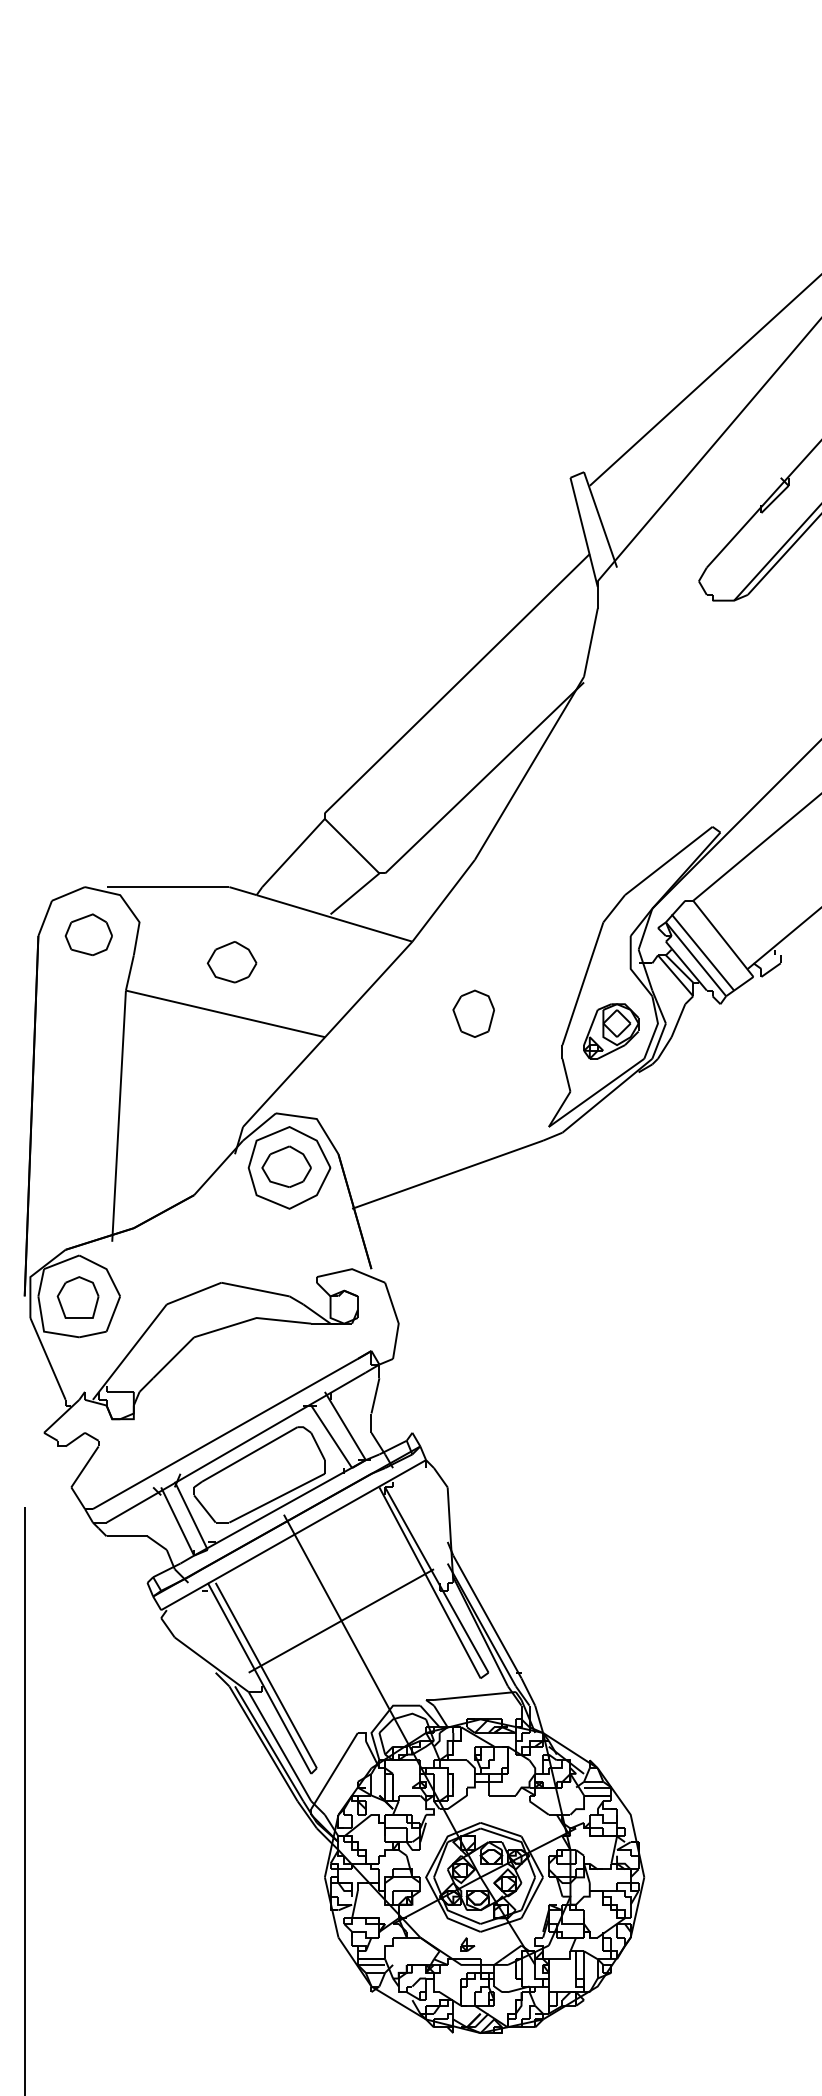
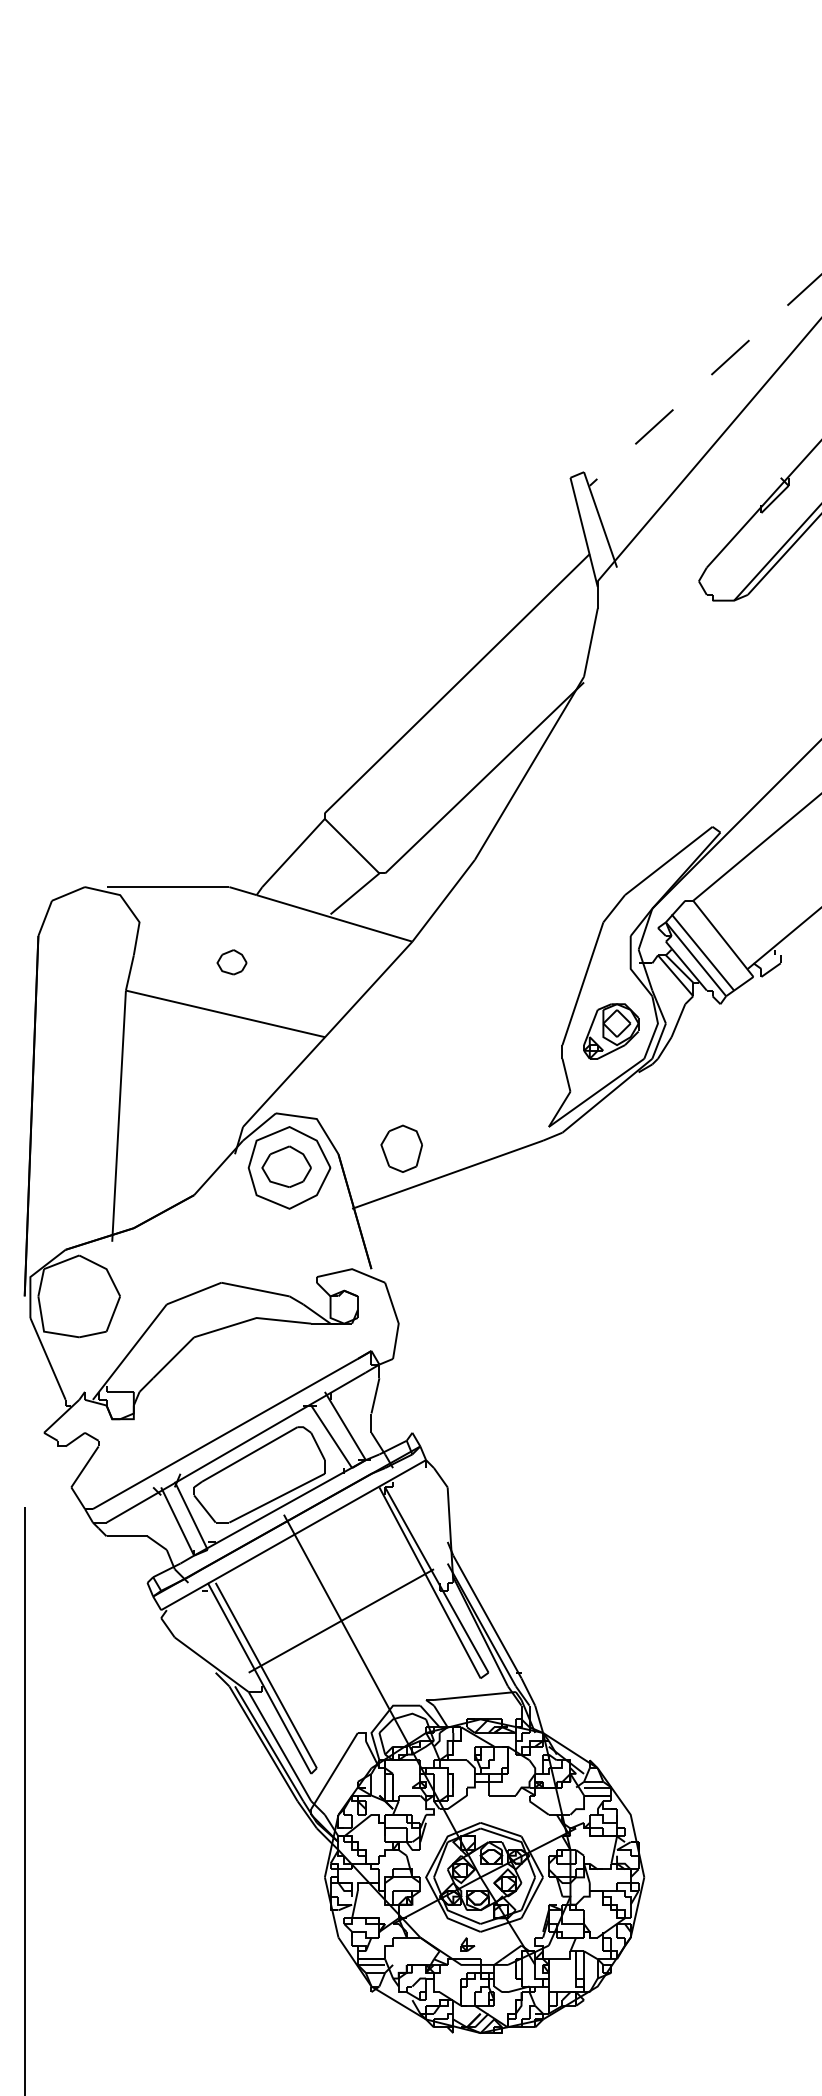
line: solid -> dashed (705, 380)
part: present -> none (88, 934)
part size: 52x43 px -> 32x27 px (231, 962)
part position: (473, 1013) -> (401, 1148) (401, 1148)
part: present -> none (77, 1297)
